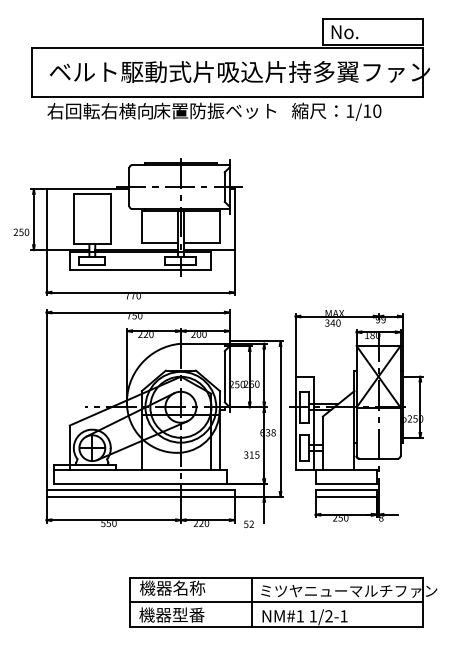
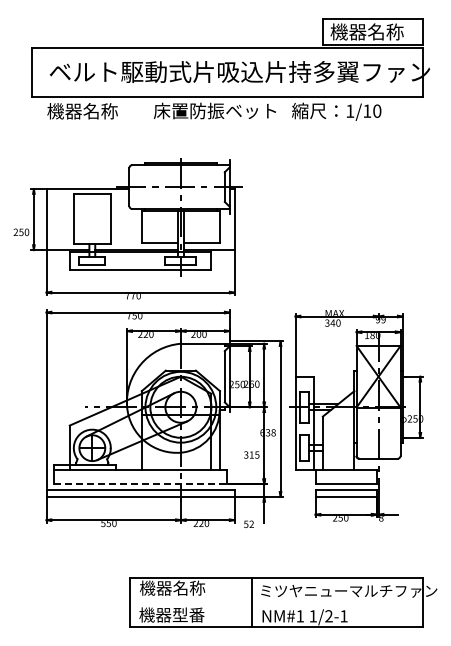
text: No. -> 機器名称 (366, 31)
text: 右回転右横向 -> 機器名称 (99, 111)
line: solid -> dashed (140, 484)
line: present -> none (275, 602)
